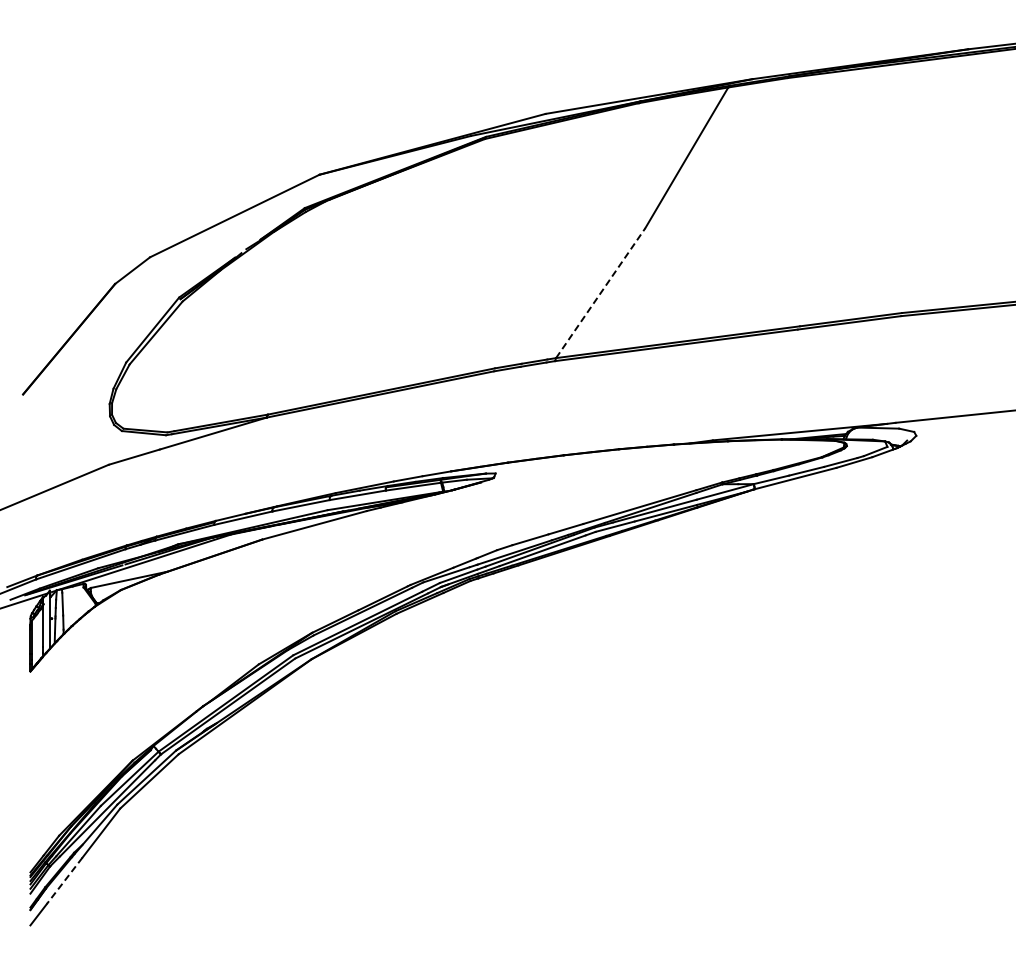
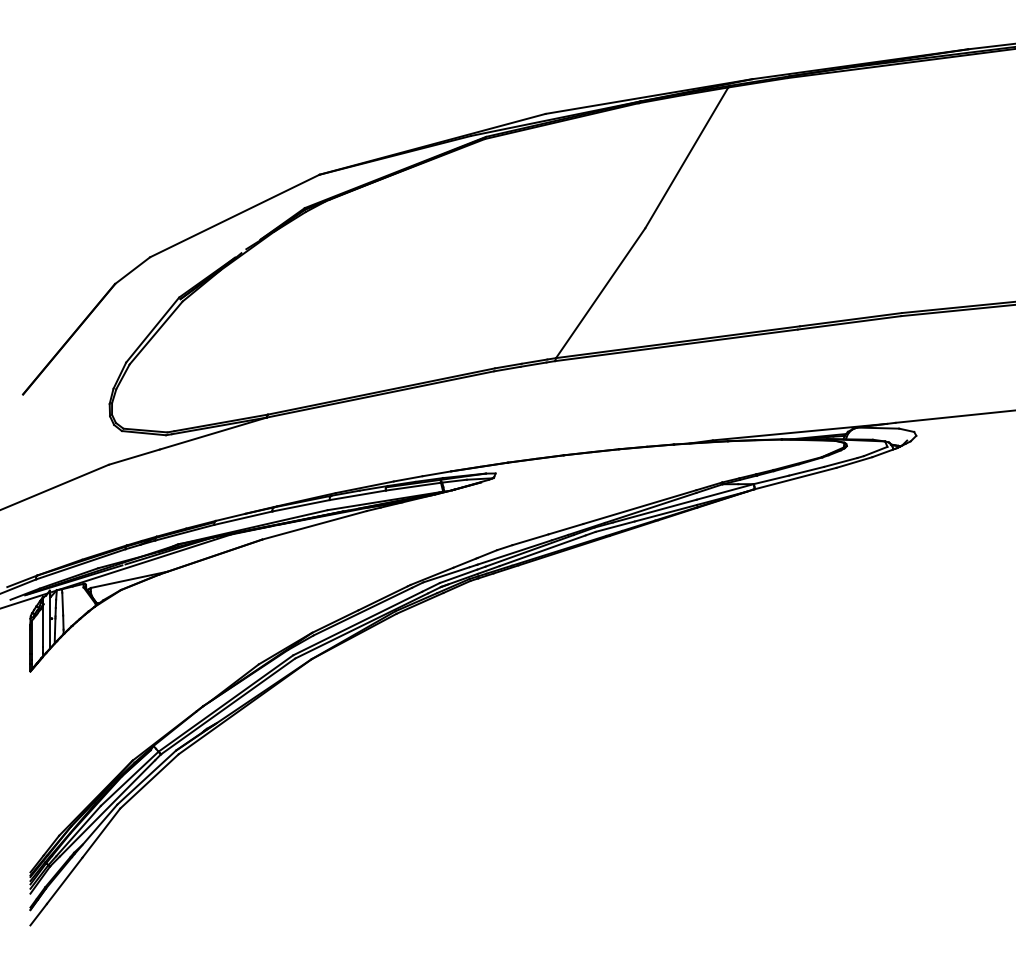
line: dashed -> solid (600, 293)
line: dashed -> solid (64, 881)
